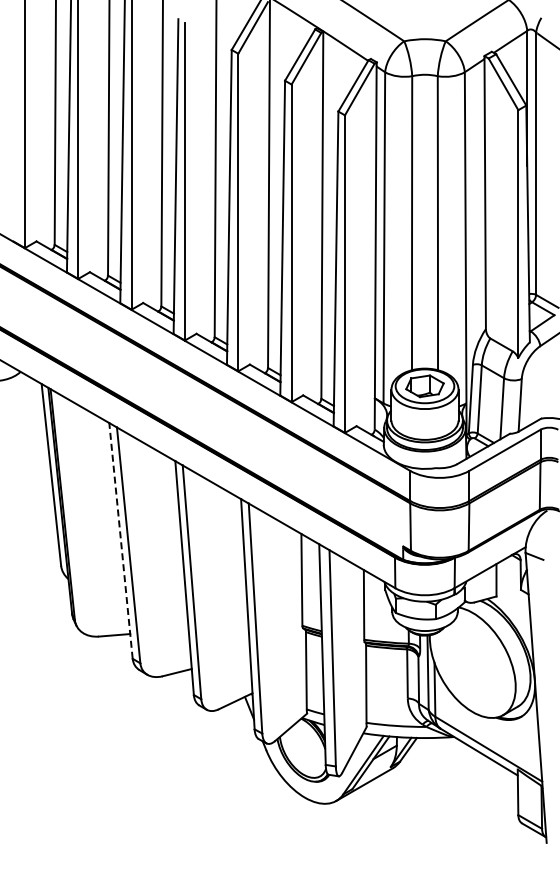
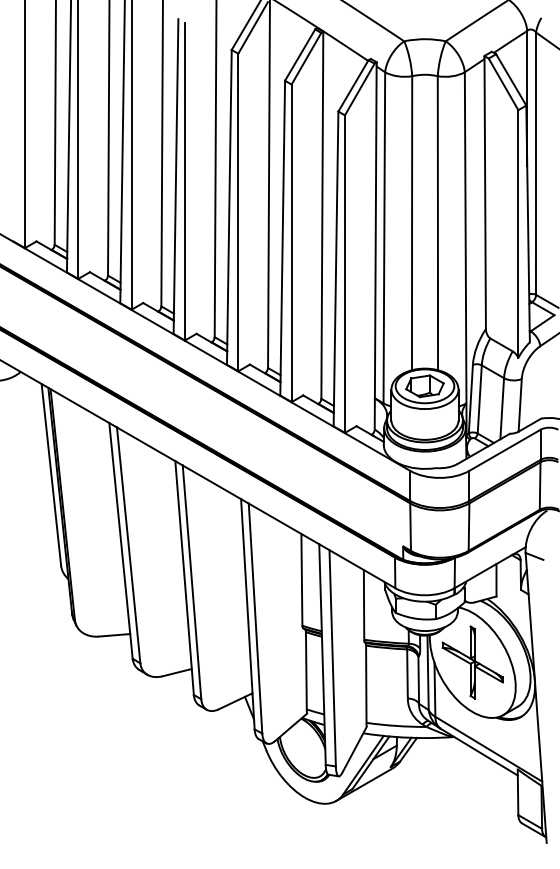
line: dashed -> solid (120, 540)
part: none -> present (472, 662)
